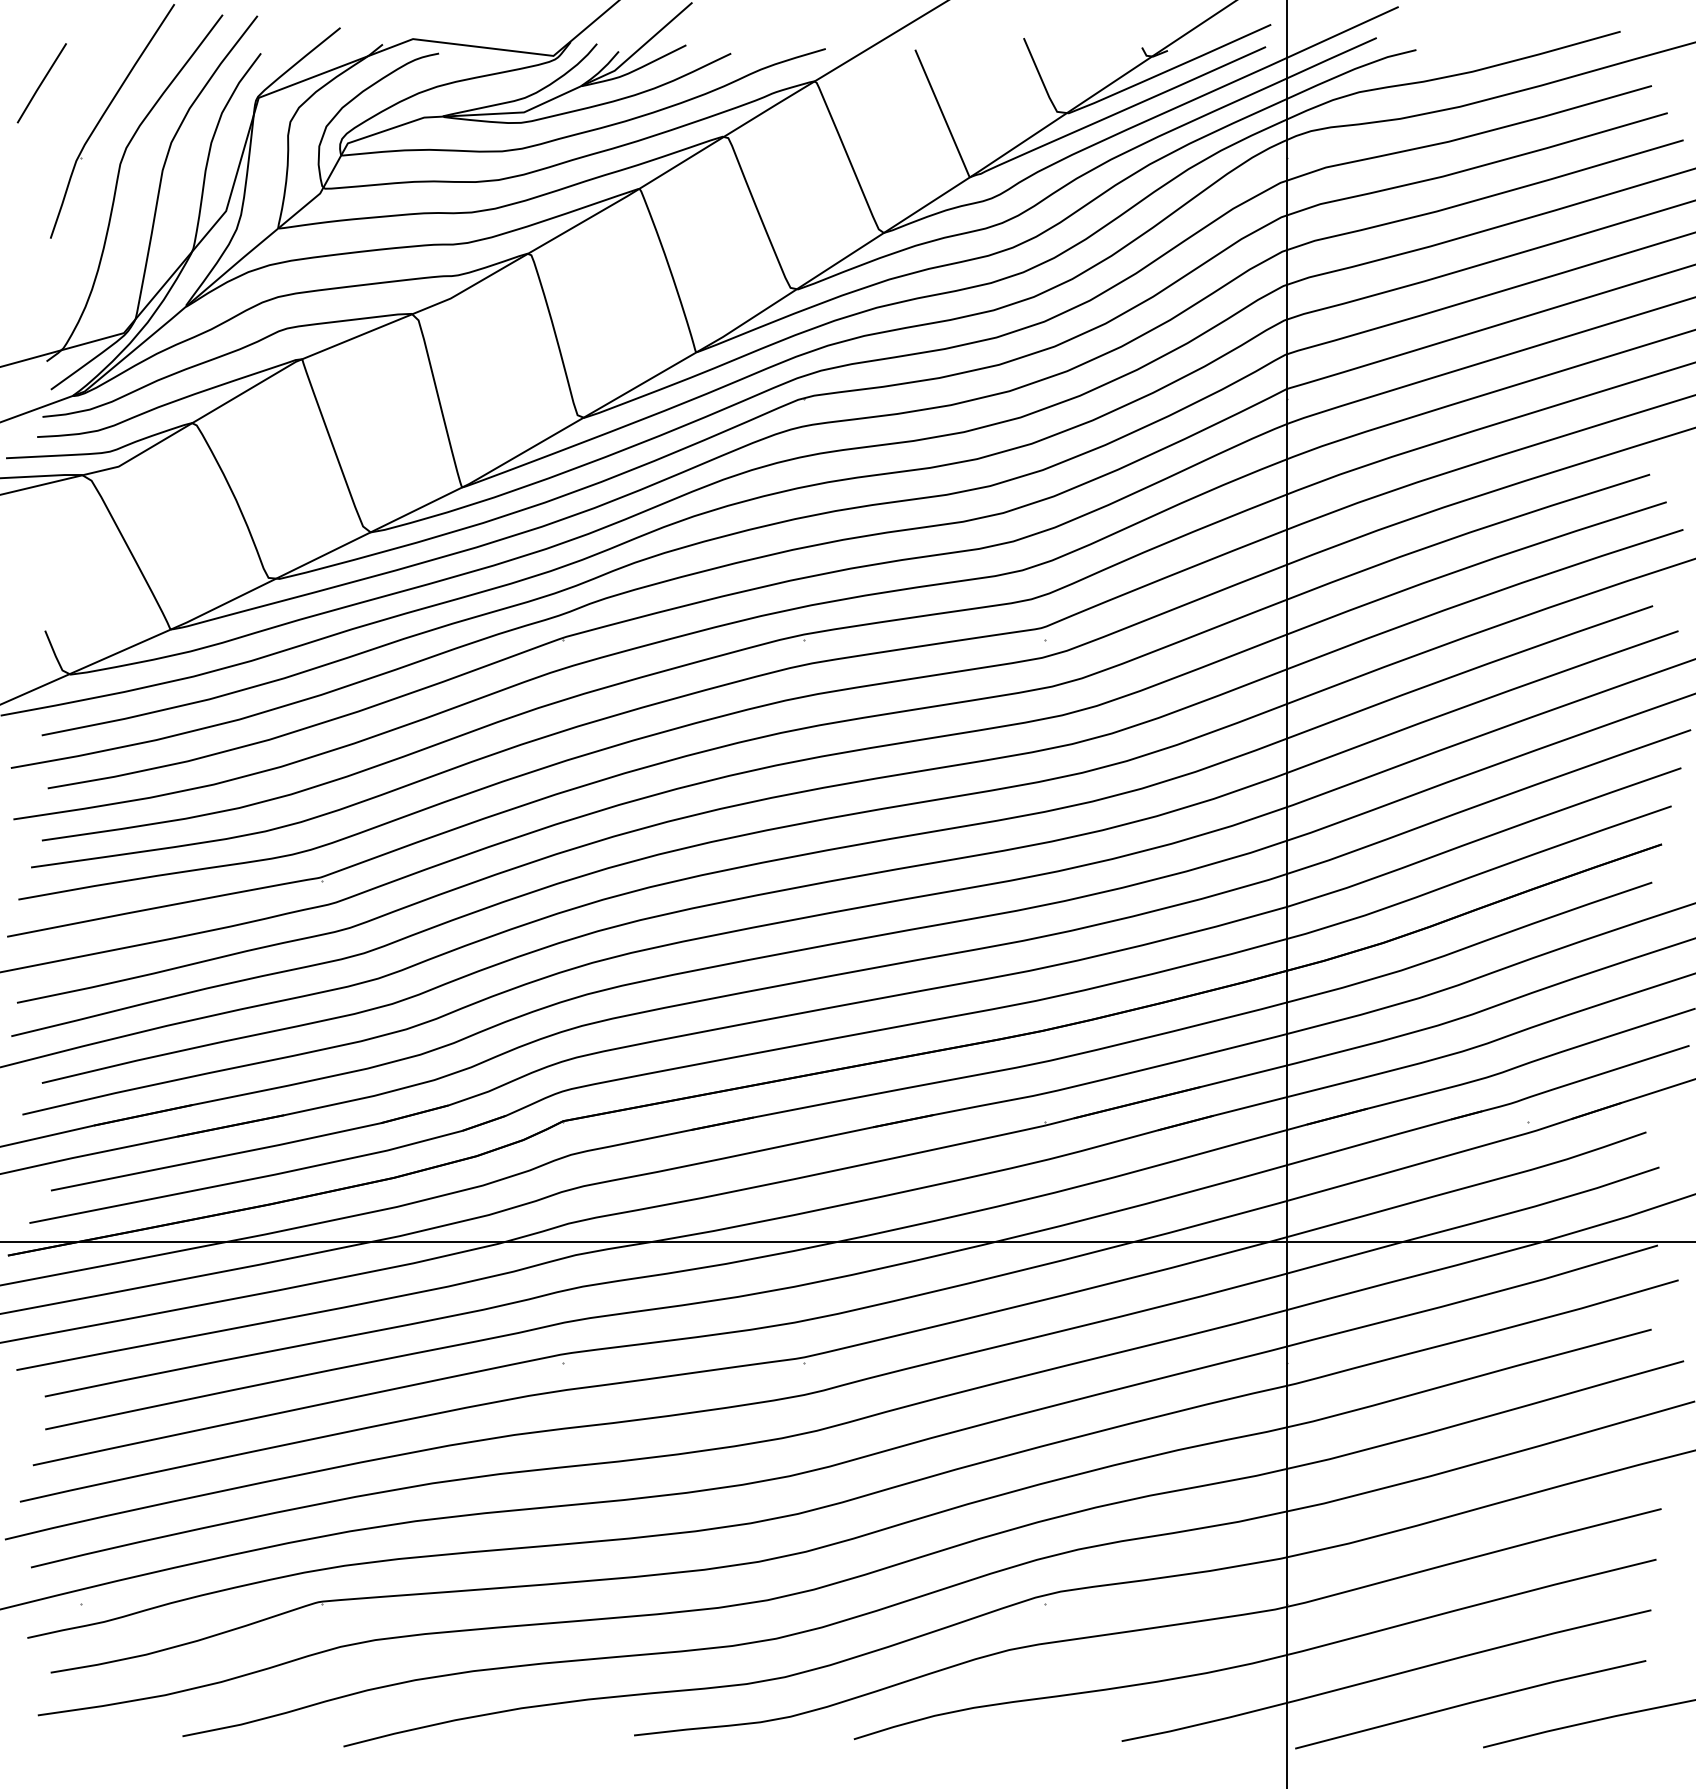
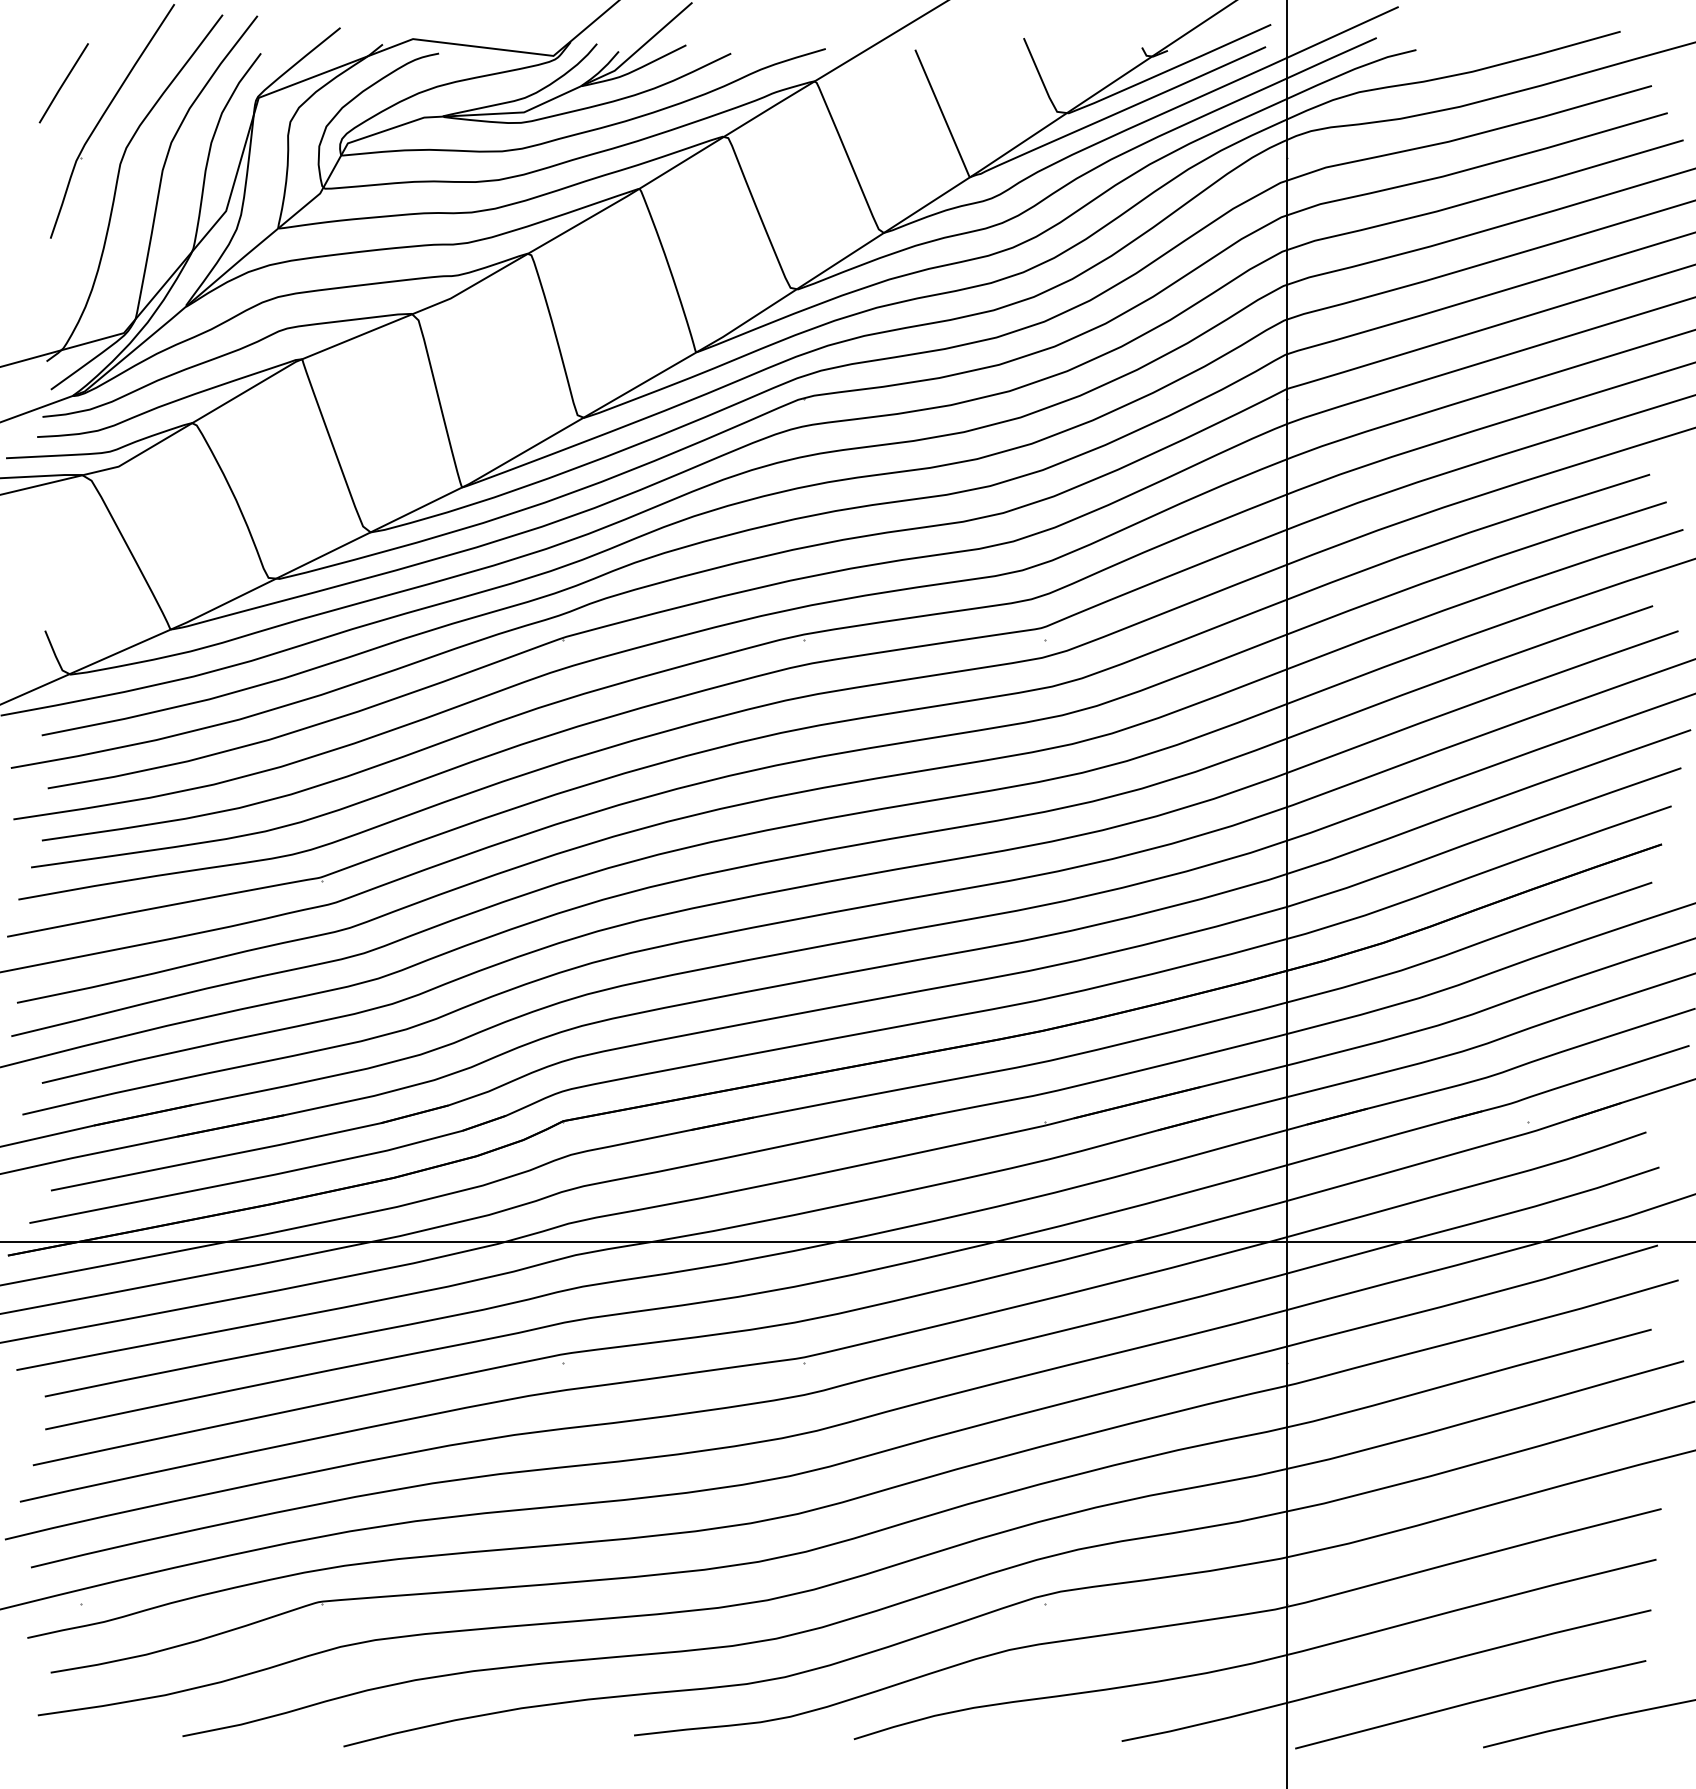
line position: (41, 83) -> (63, 83) (63, 83)
